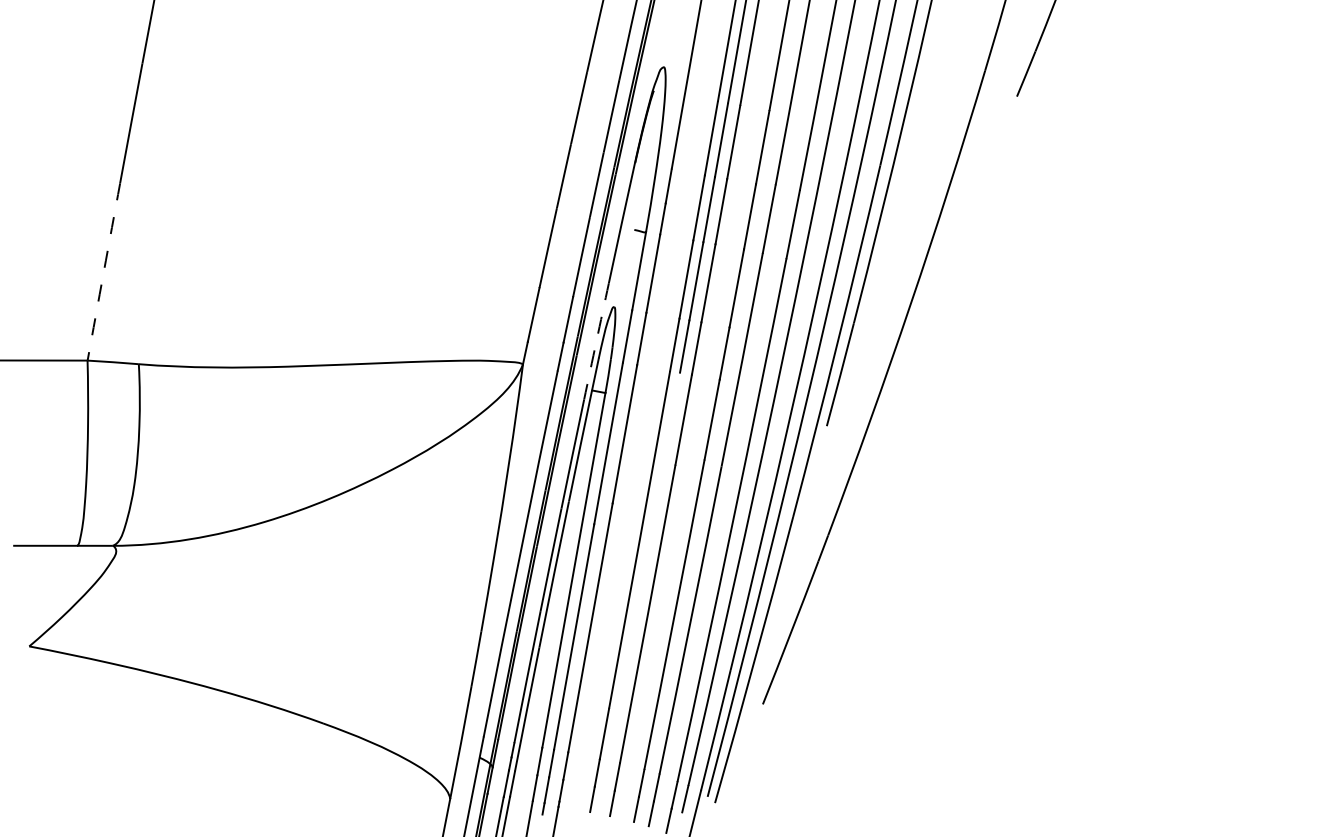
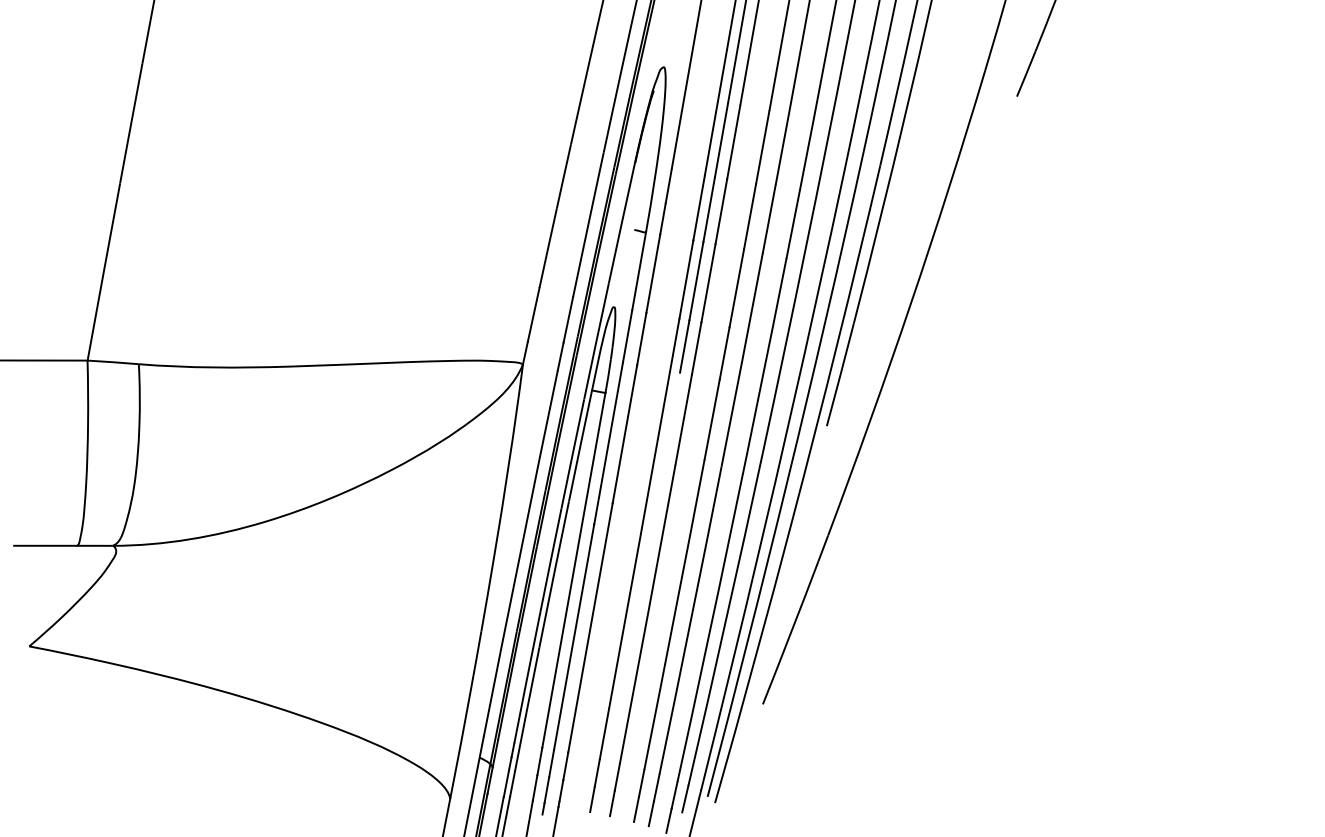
arc: dashed -> solid (103, 271)
arc: dashed -> solid (596, 341)
